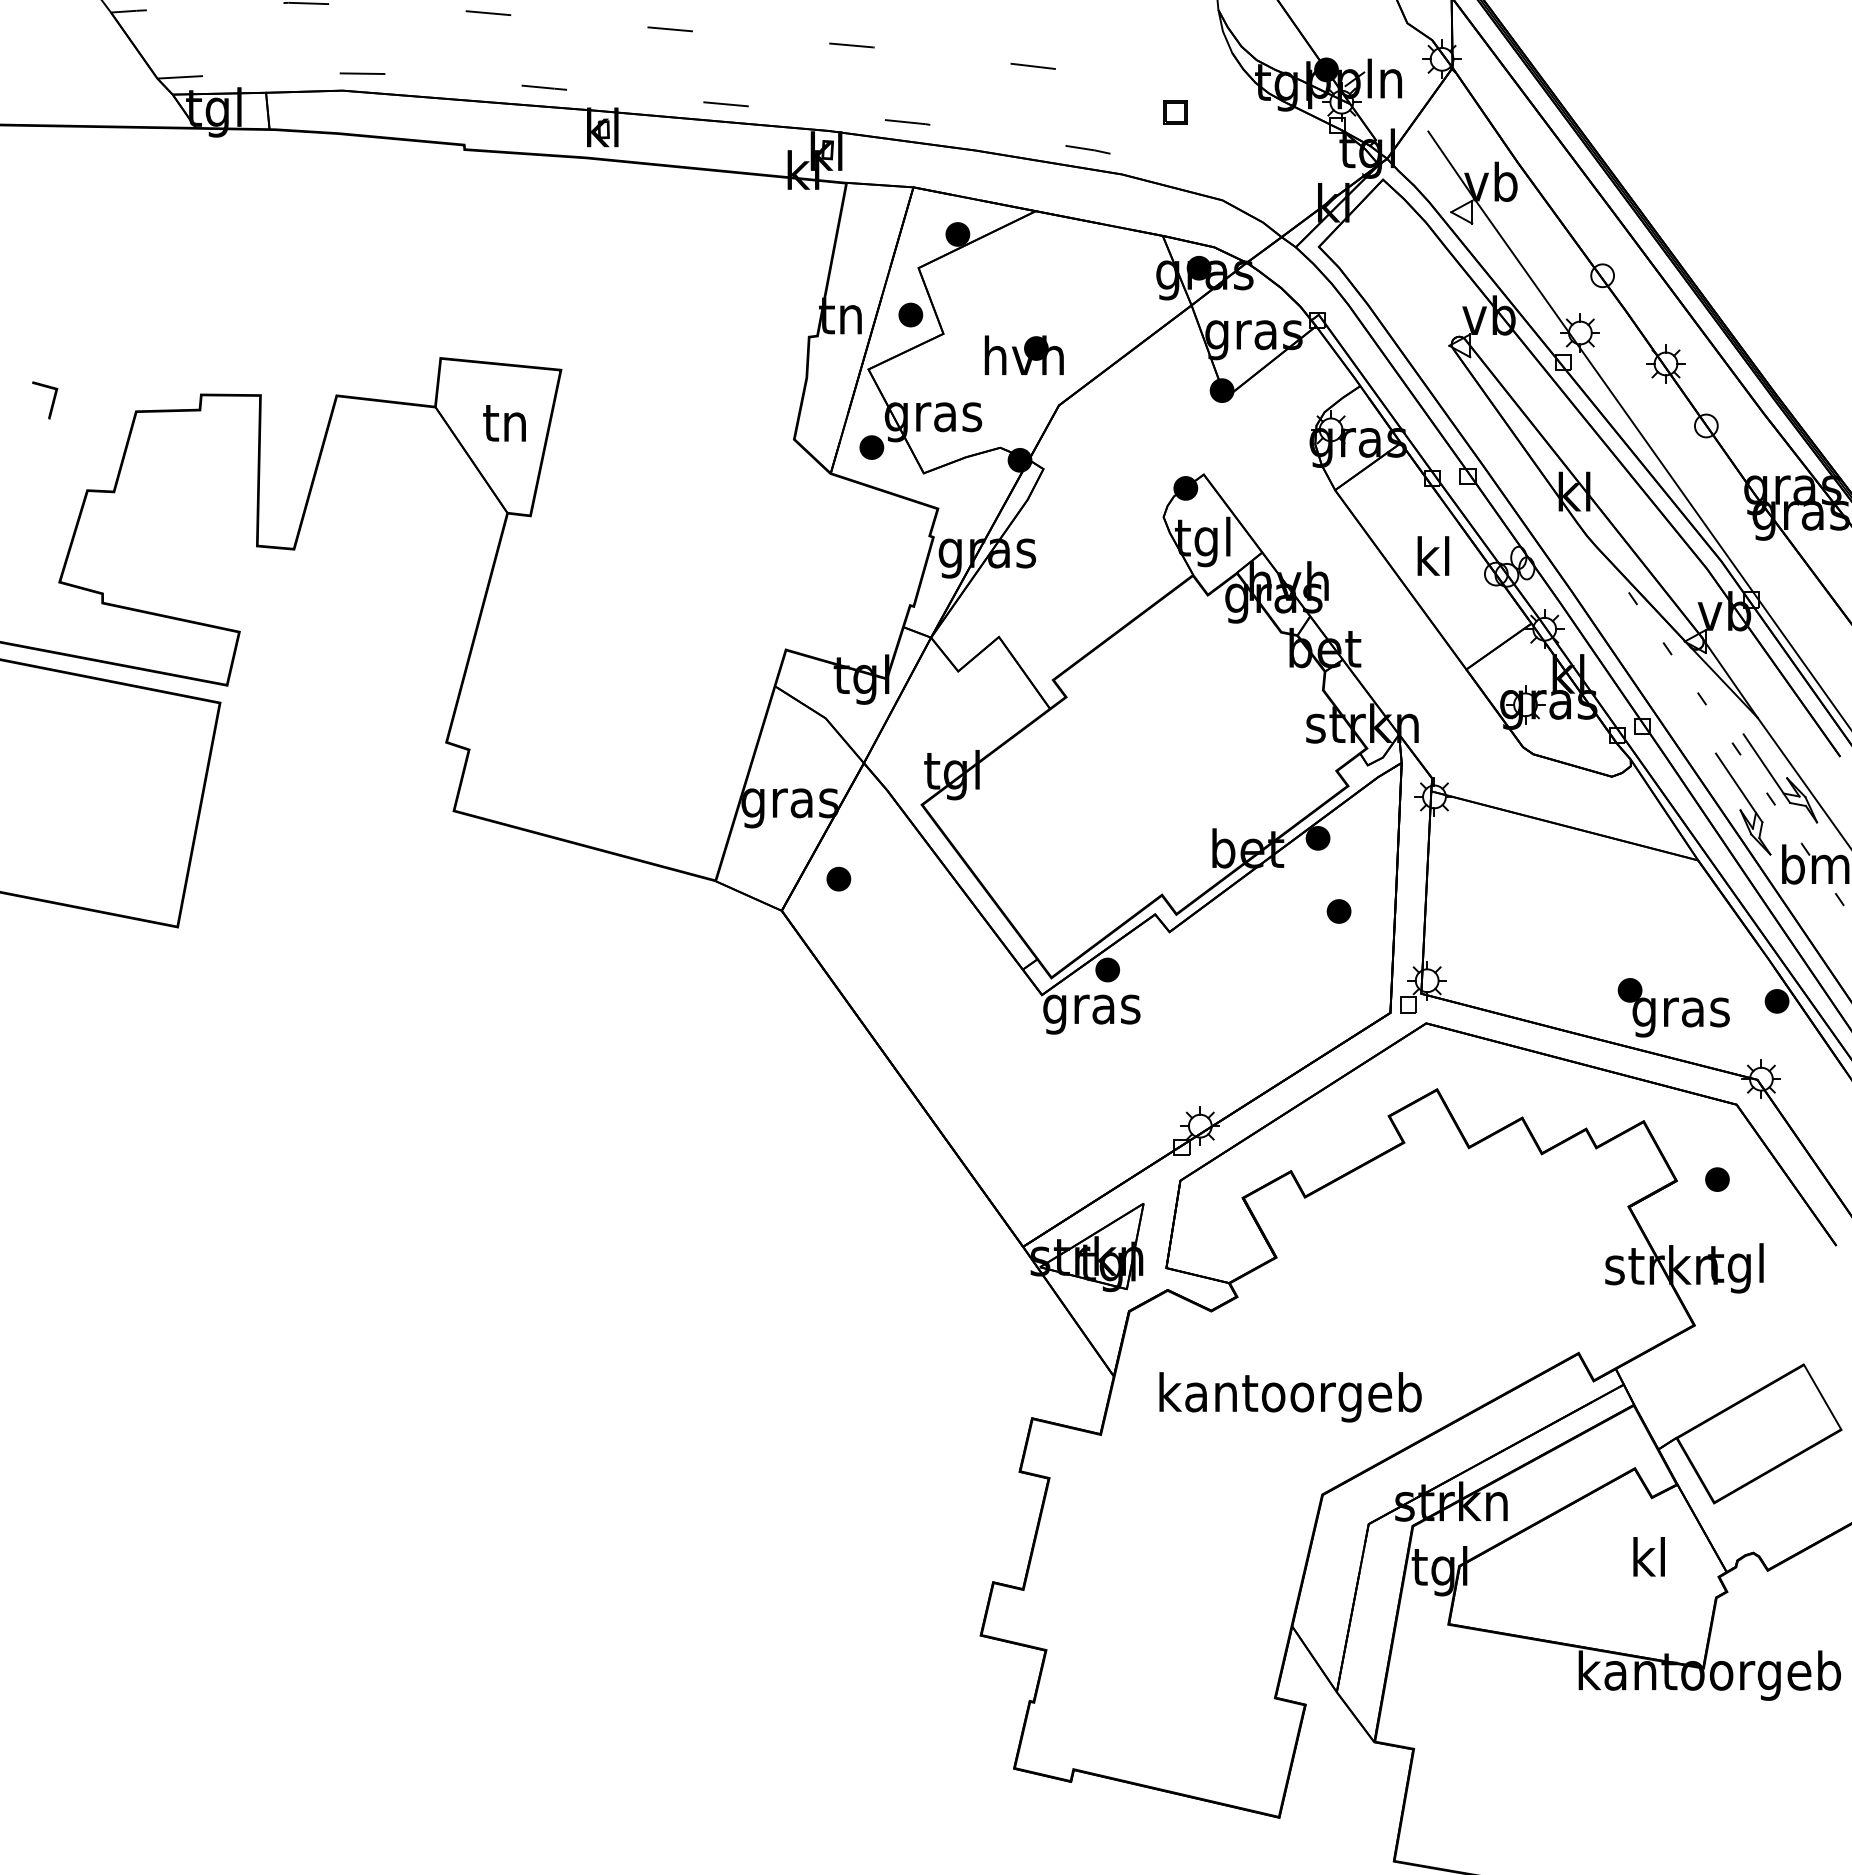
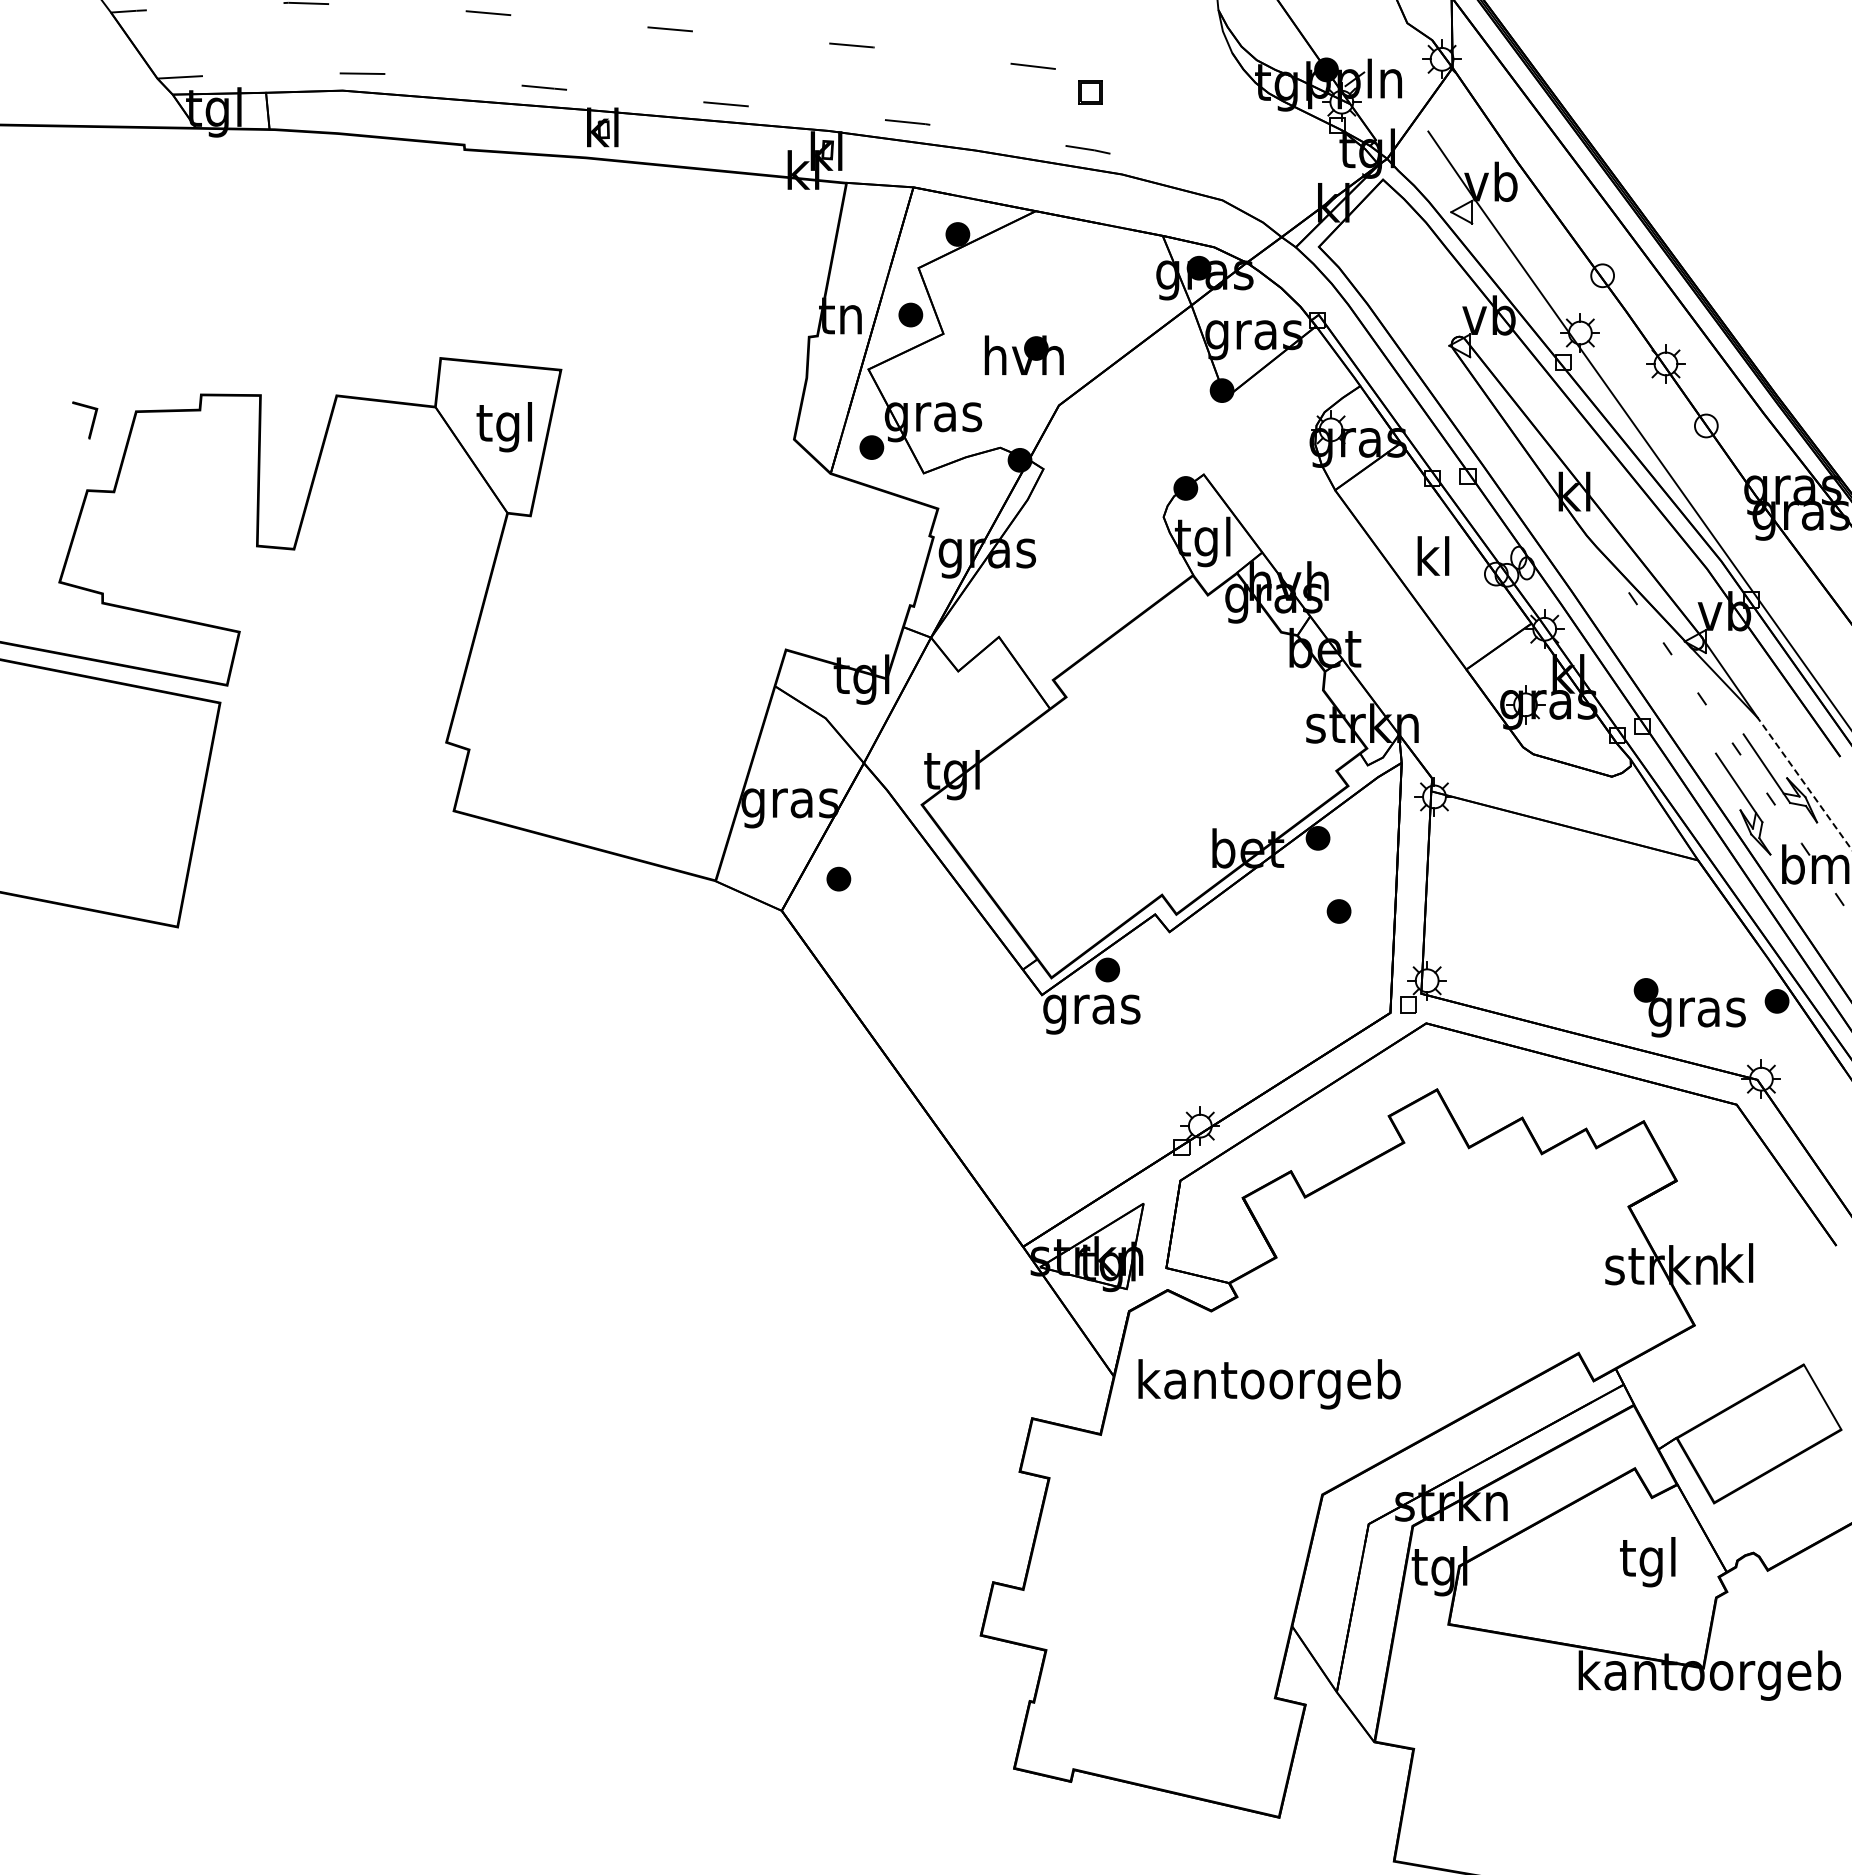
part position: (1175, 112) -> (1090, 92) (1090, 92)
part position: (51, 403) -> (91, 423) (91, 423)
text: tn -> tgl (503, 427)
line: solid -> dashed (1804, 783)
part position: (1673, 1007) -> (1689, 1007) (1689, 1007)
part: present -> none (1717, 1179)
text: tgl -> kl (1735, 1268)
text position: (1290, 1397) -> (1269, 1384) (1269, 1384)
text: kl -> tgl (1647, 1562)
